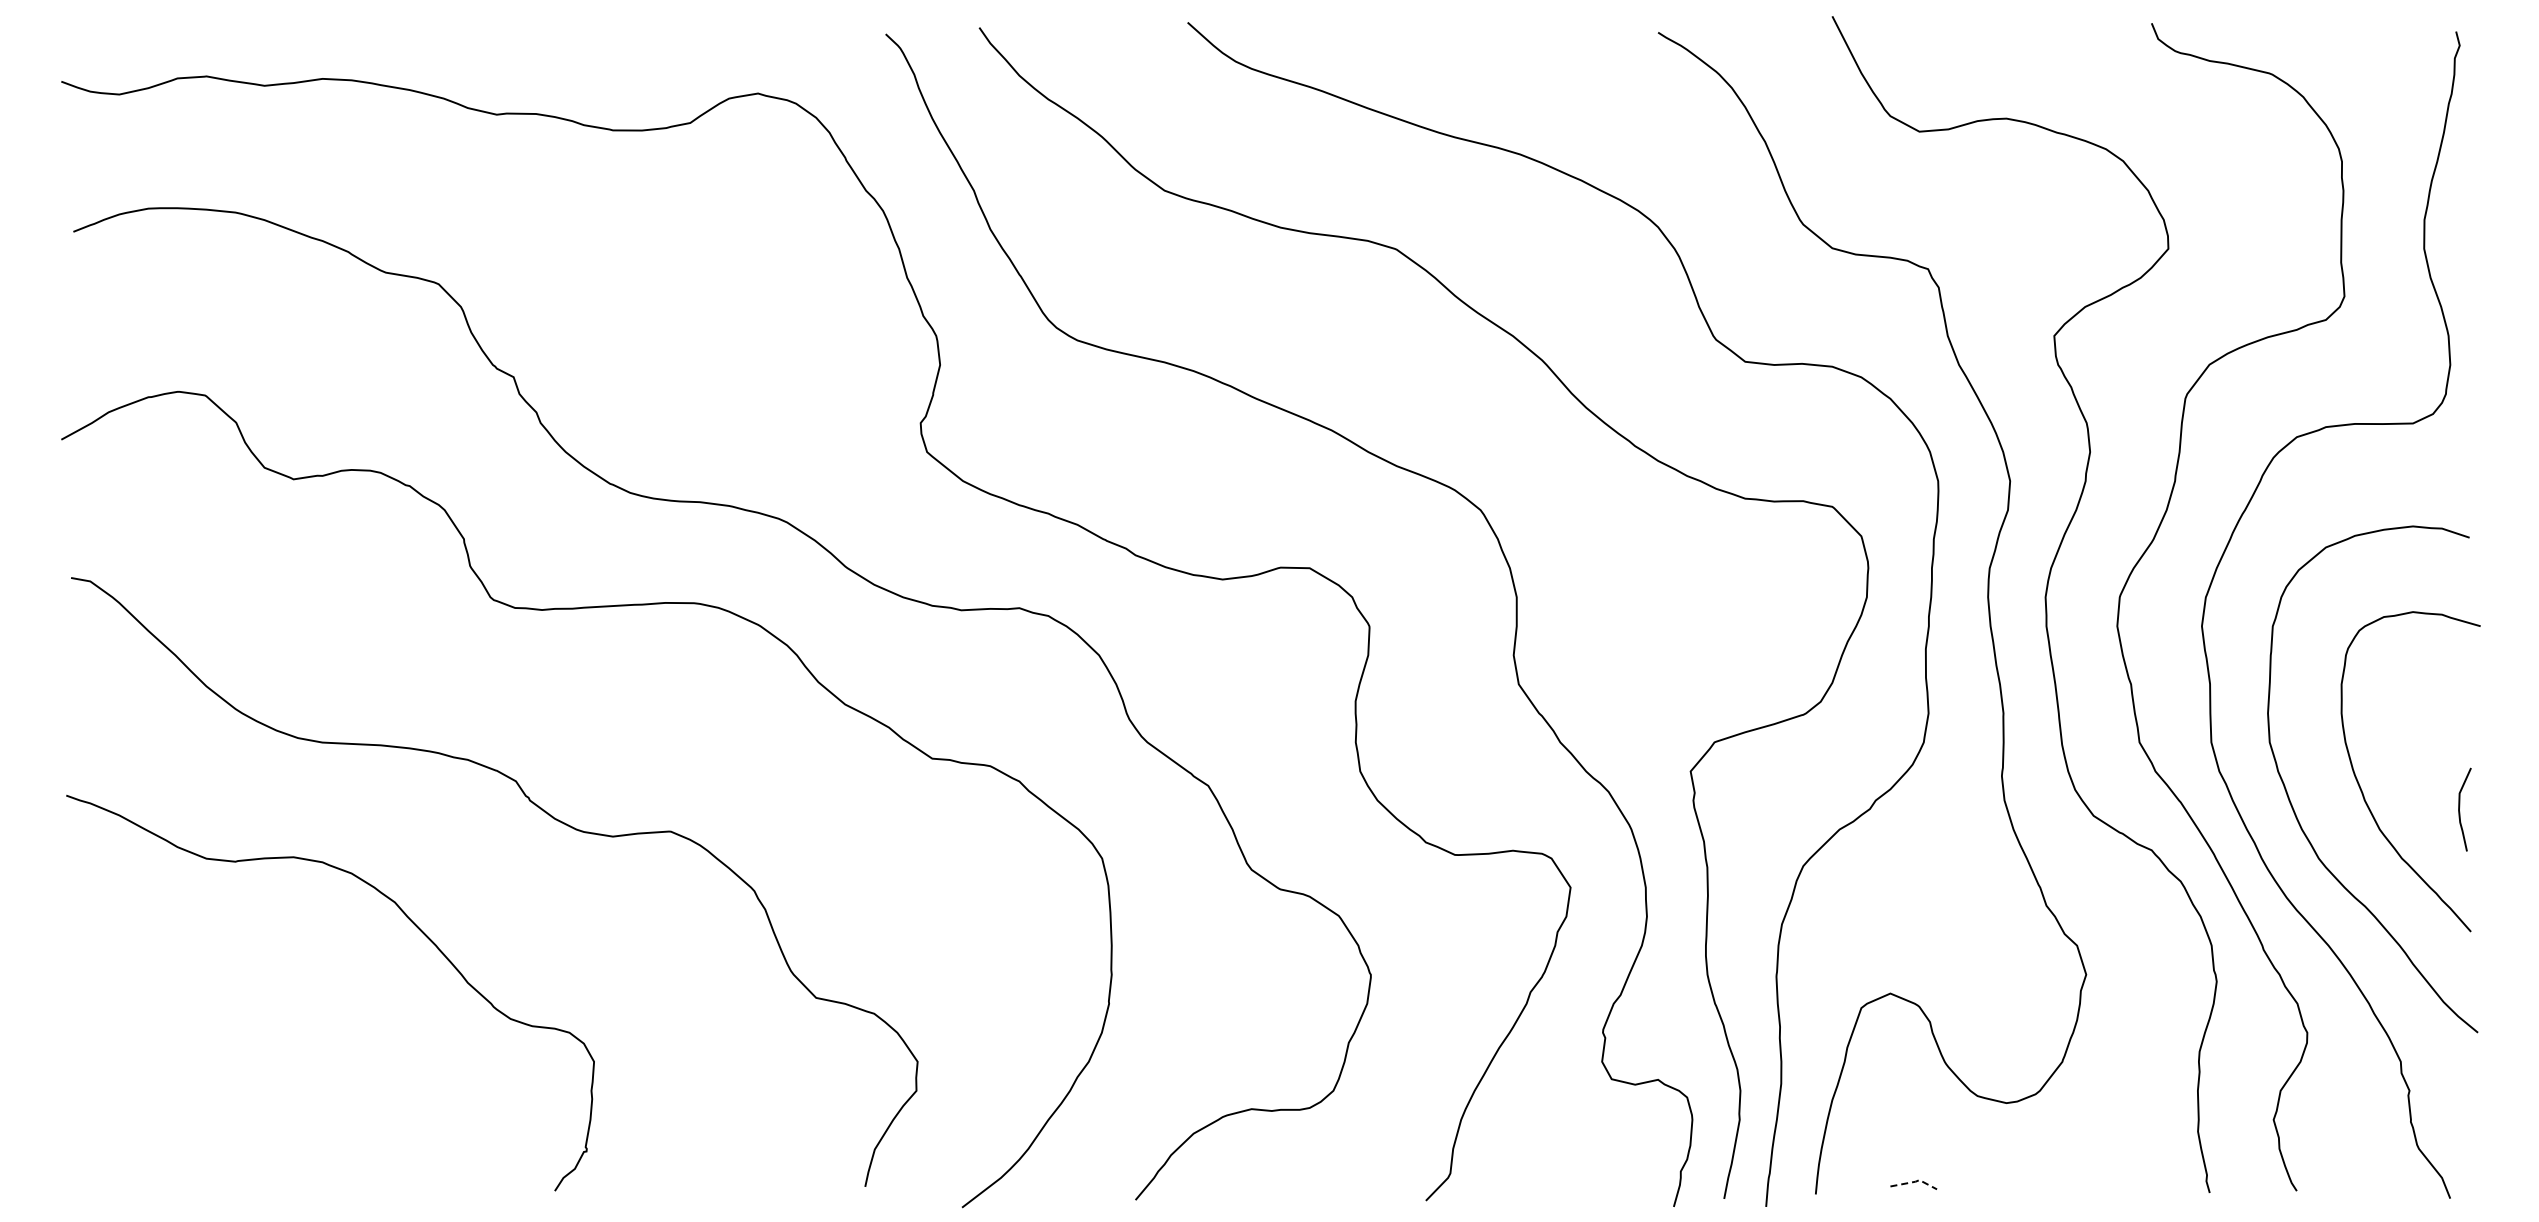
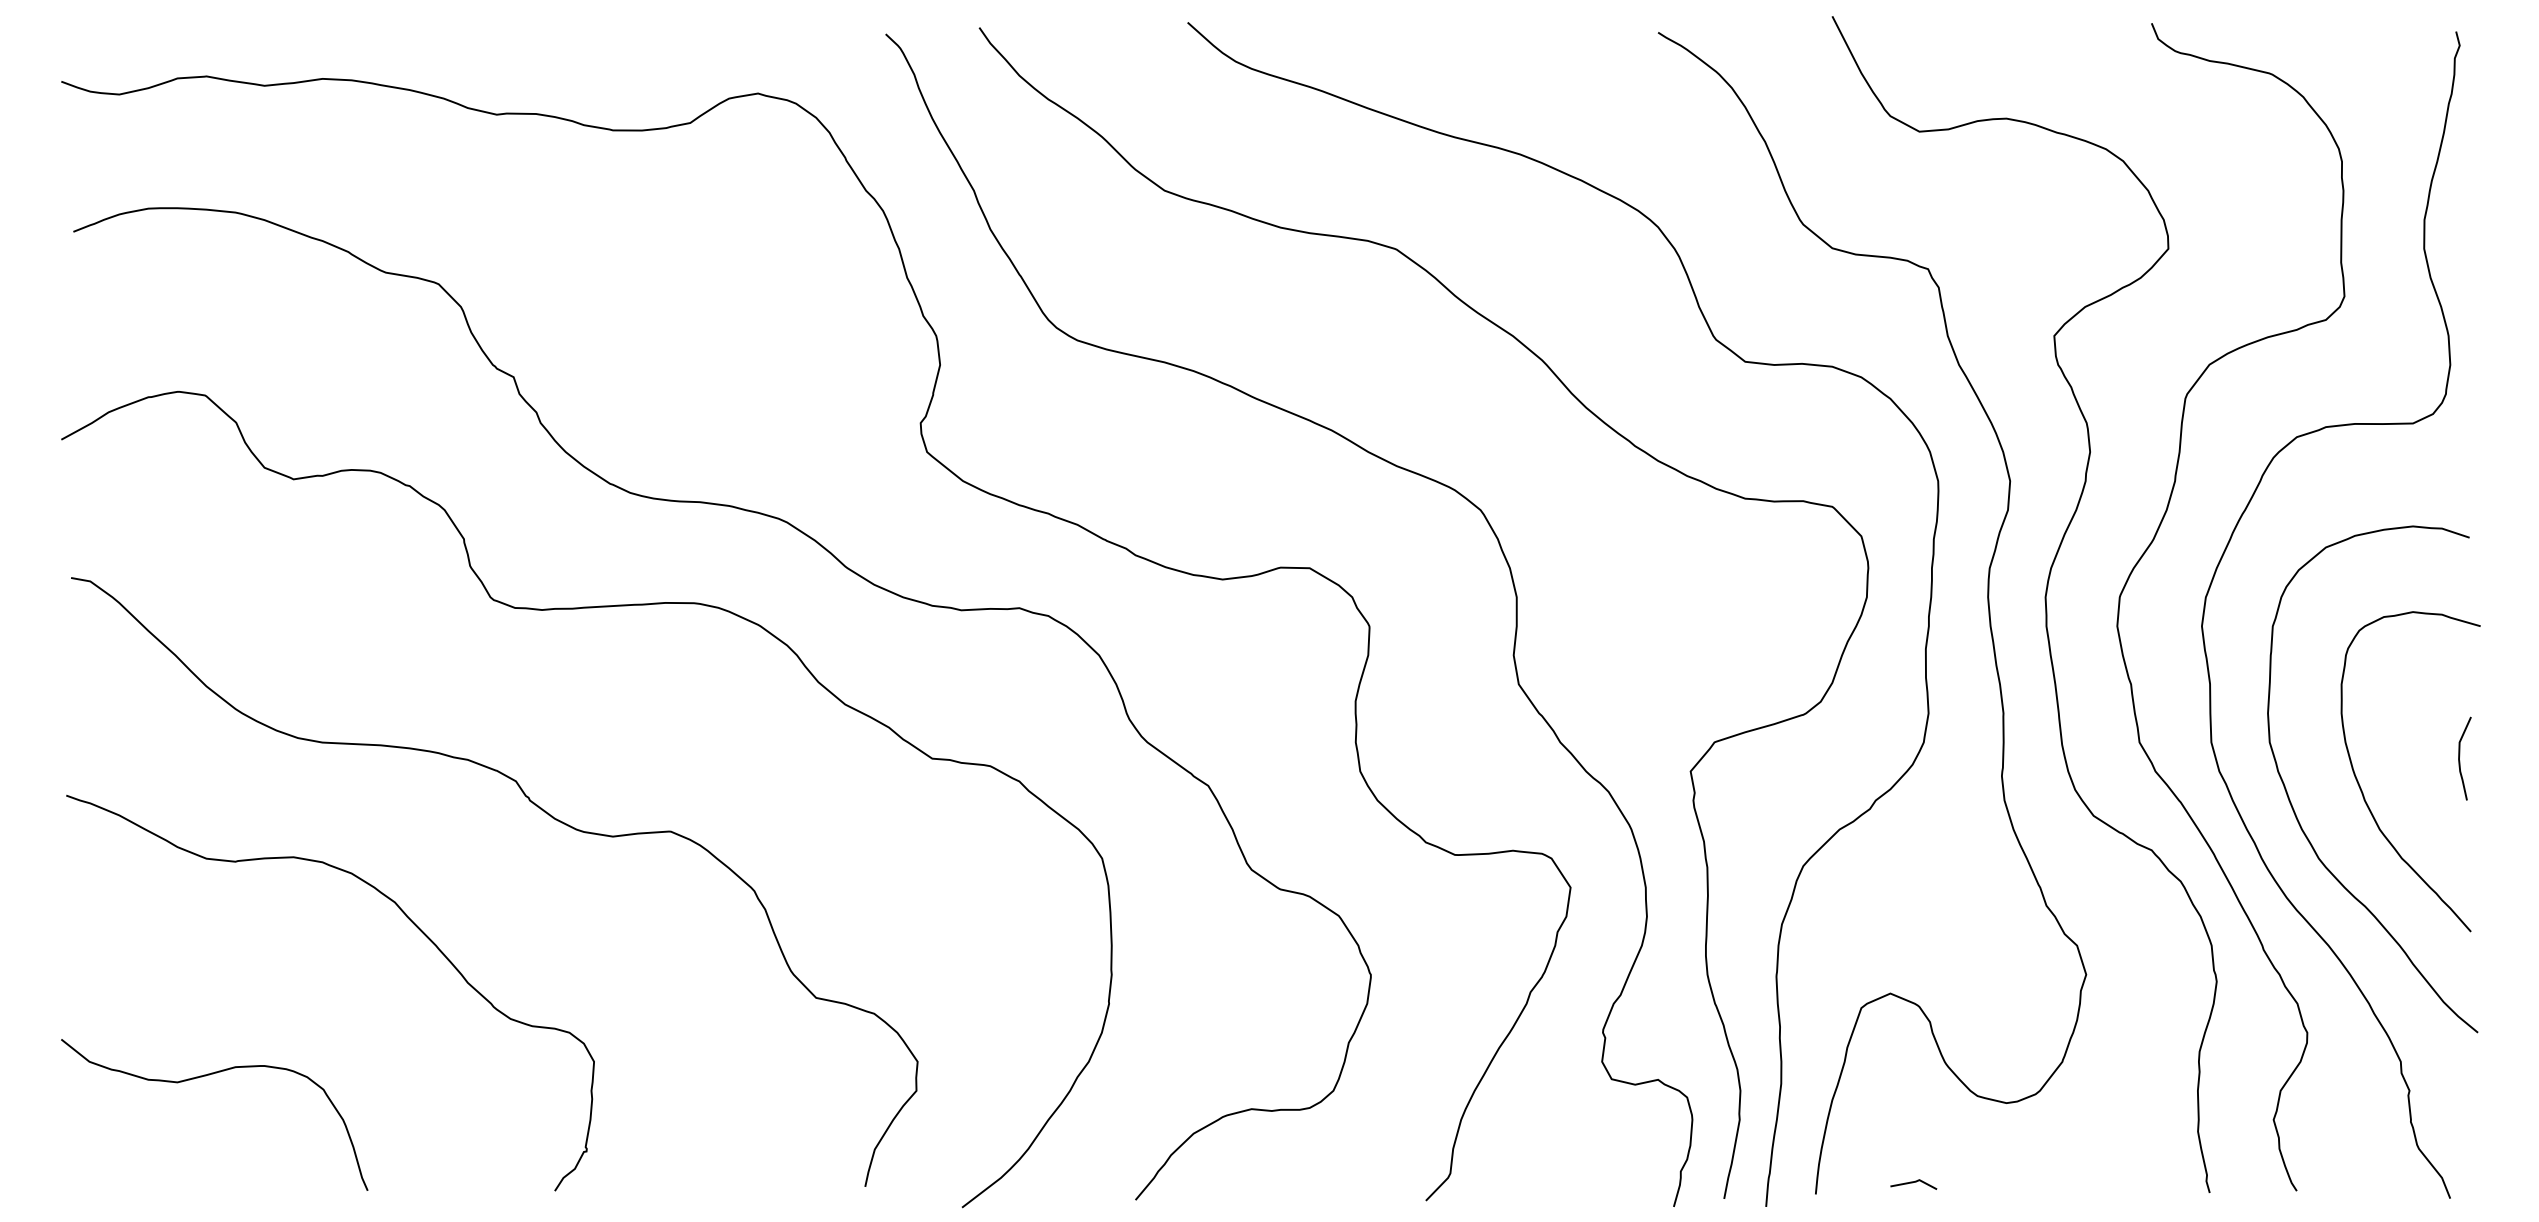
curve position: (2460, 811) -> (2460, 760) (2460, 760)
curve: none -> present (206, 1076)
line: dashed -> solid (1915, 1181)
